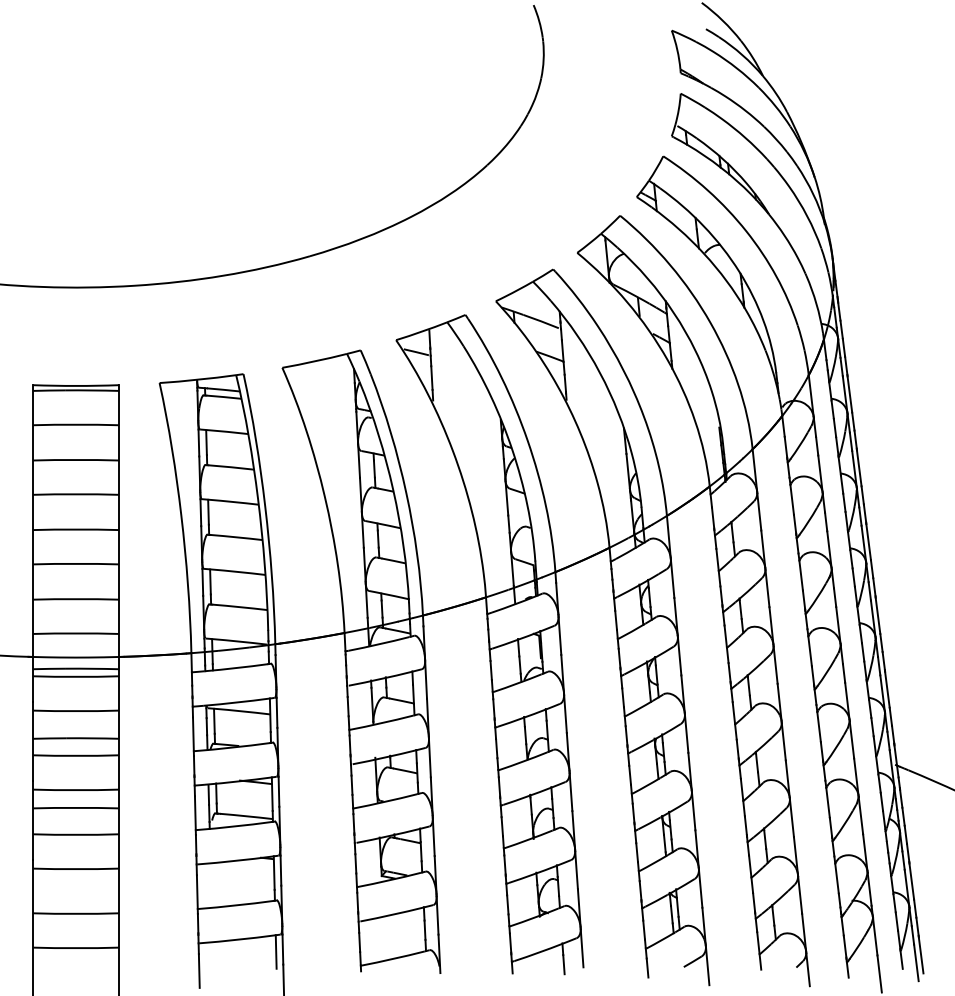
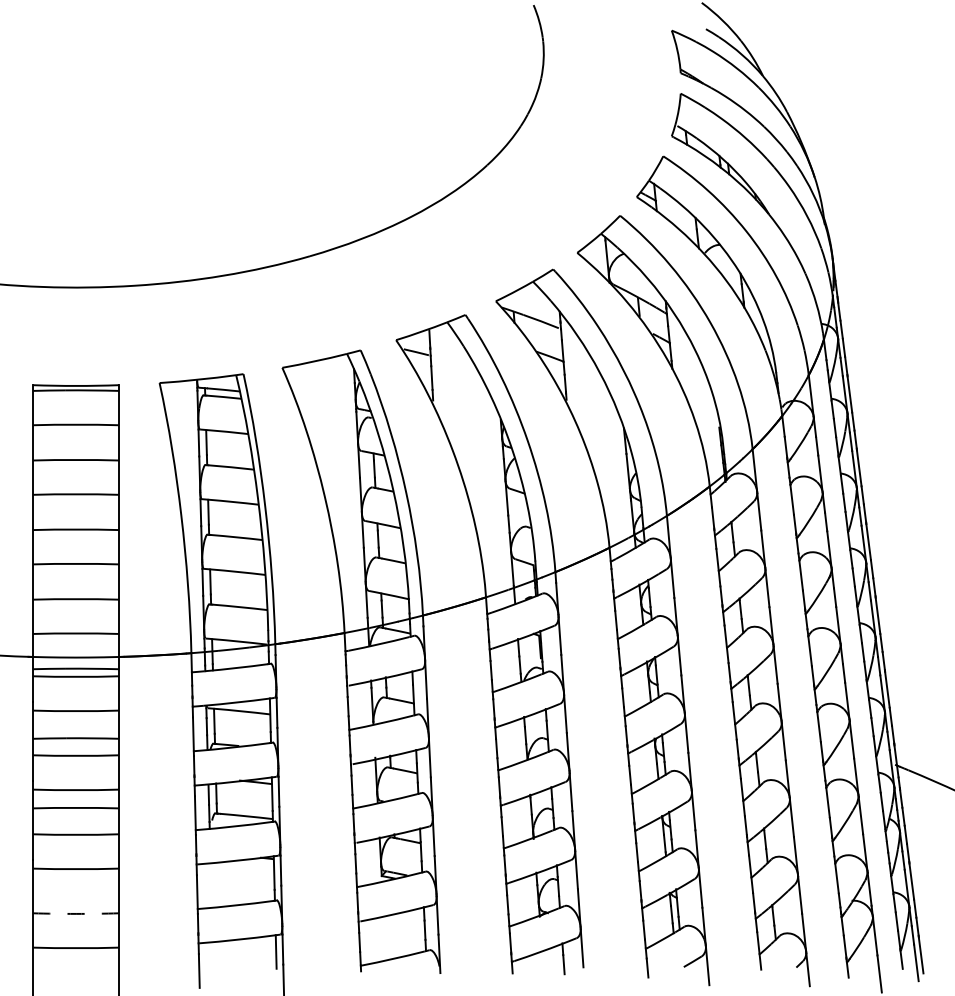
arc: solid -> dashed (76, 913)
